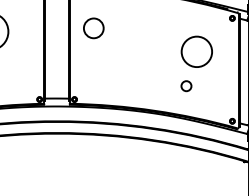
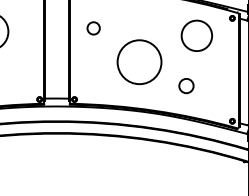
circle size: 22x23 px -> 15x15 px (93, 28)
circle position: (196, 51) -> (196, 35) (196, 35)
circle: none -> present (139, 61)
circle size: 13x13 px -> 17x17 px (186, 86)
